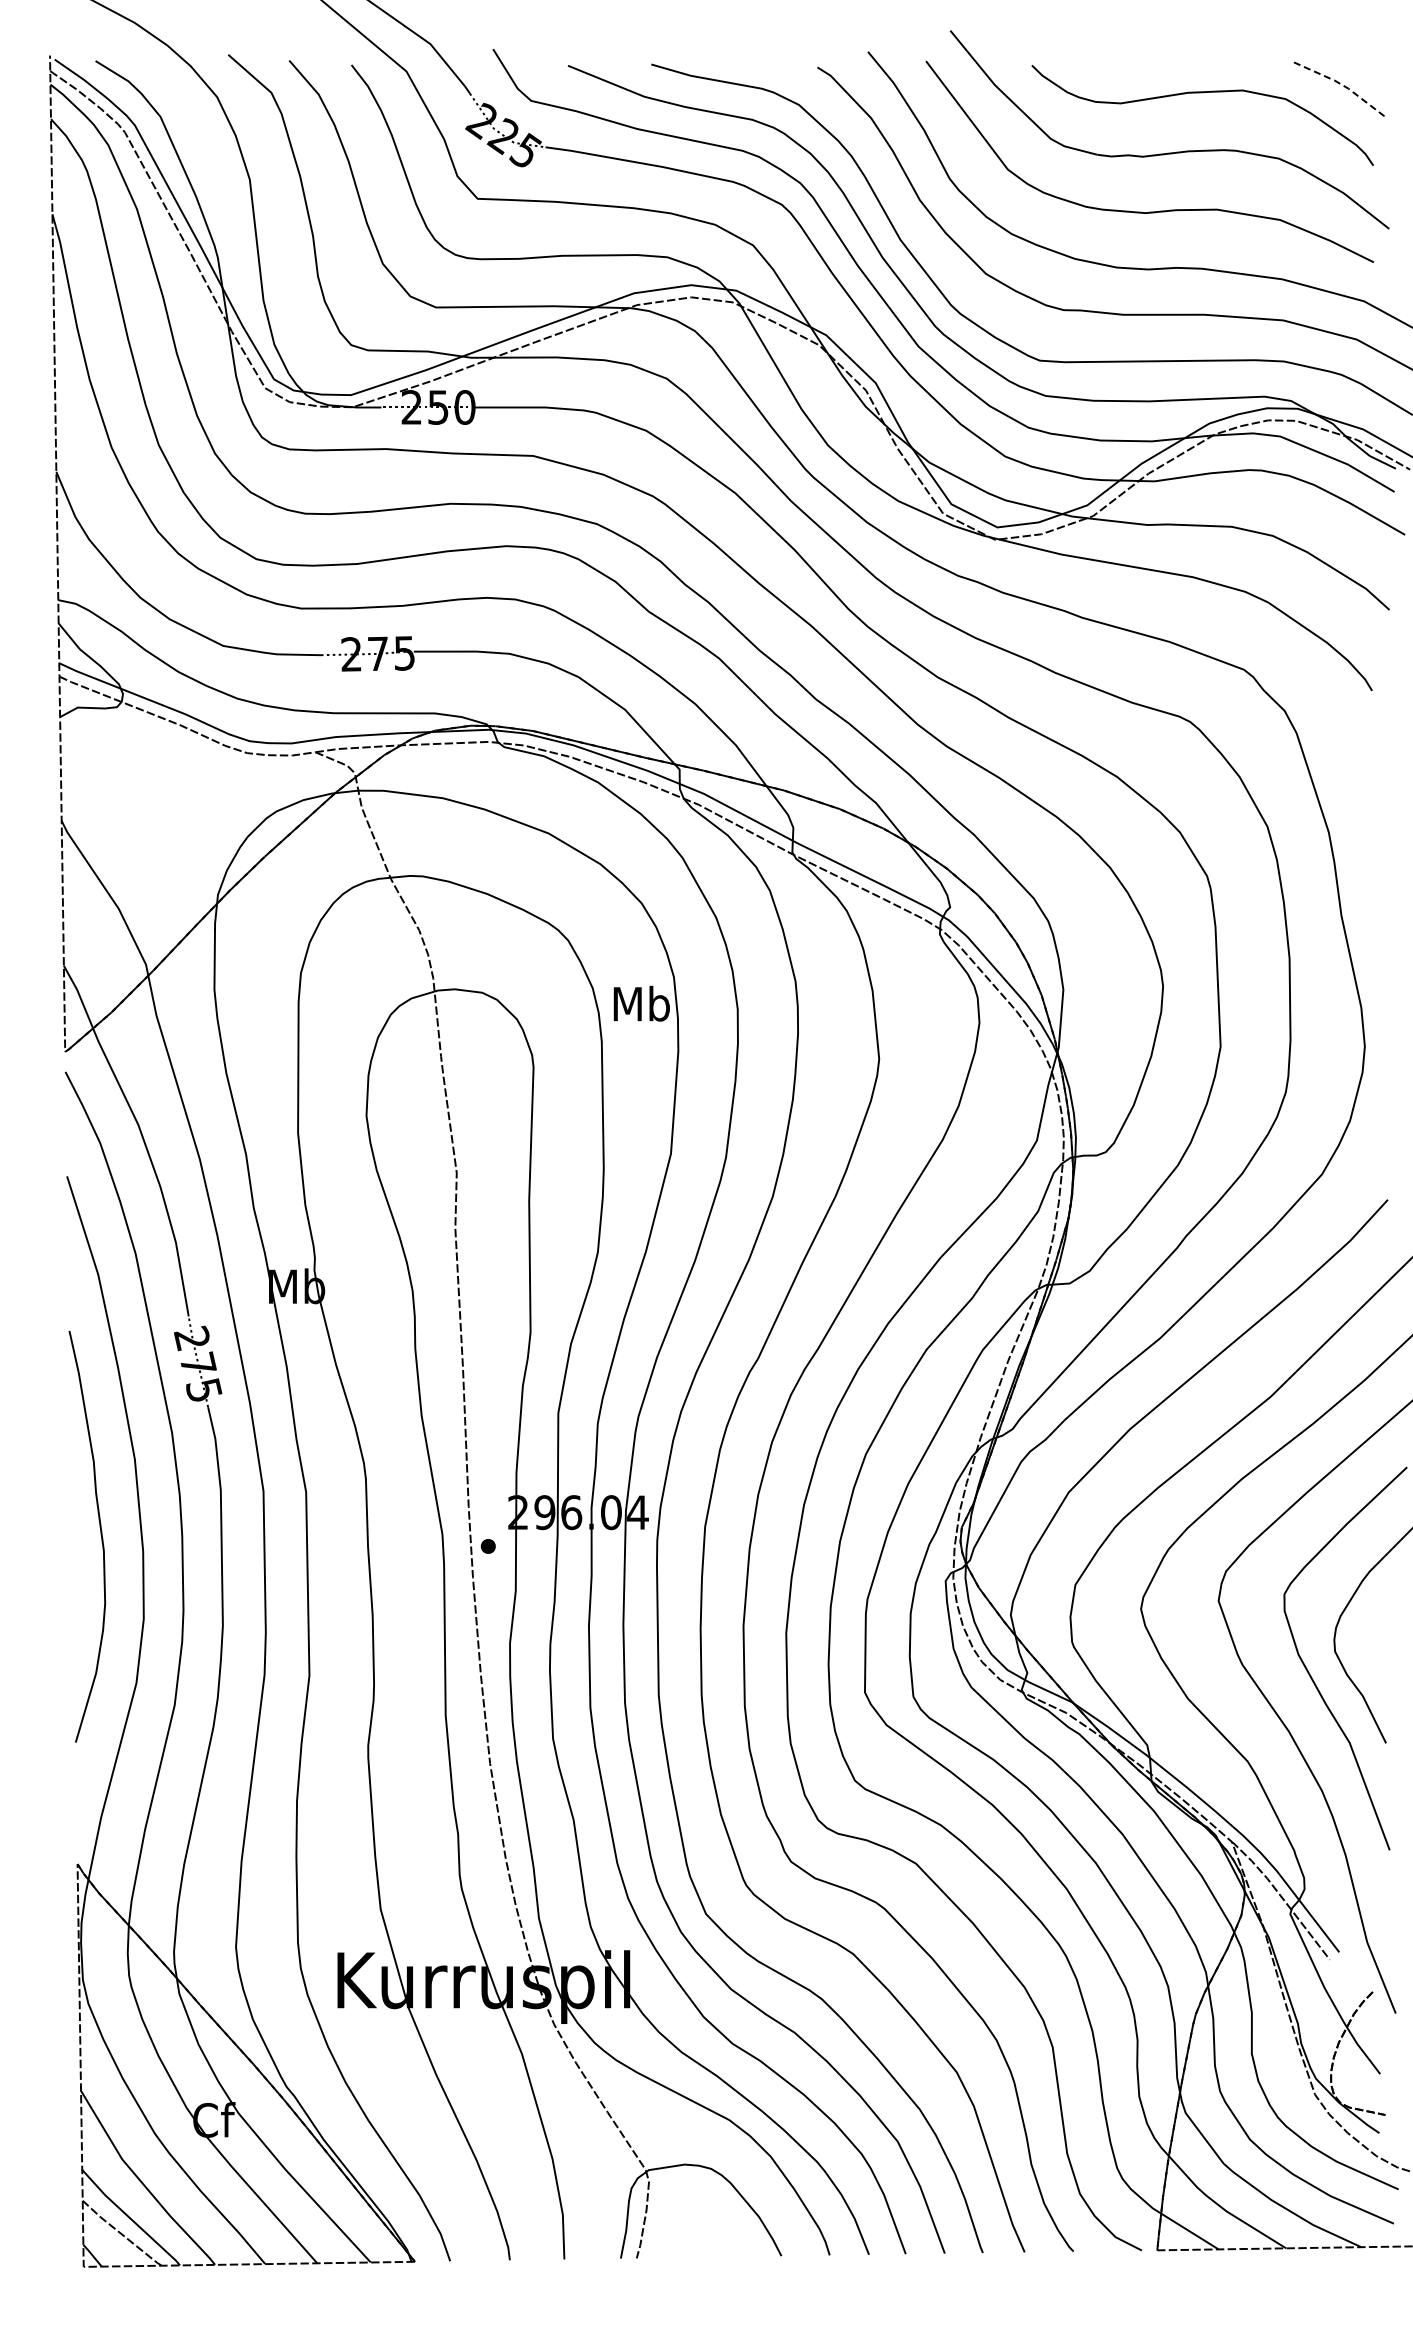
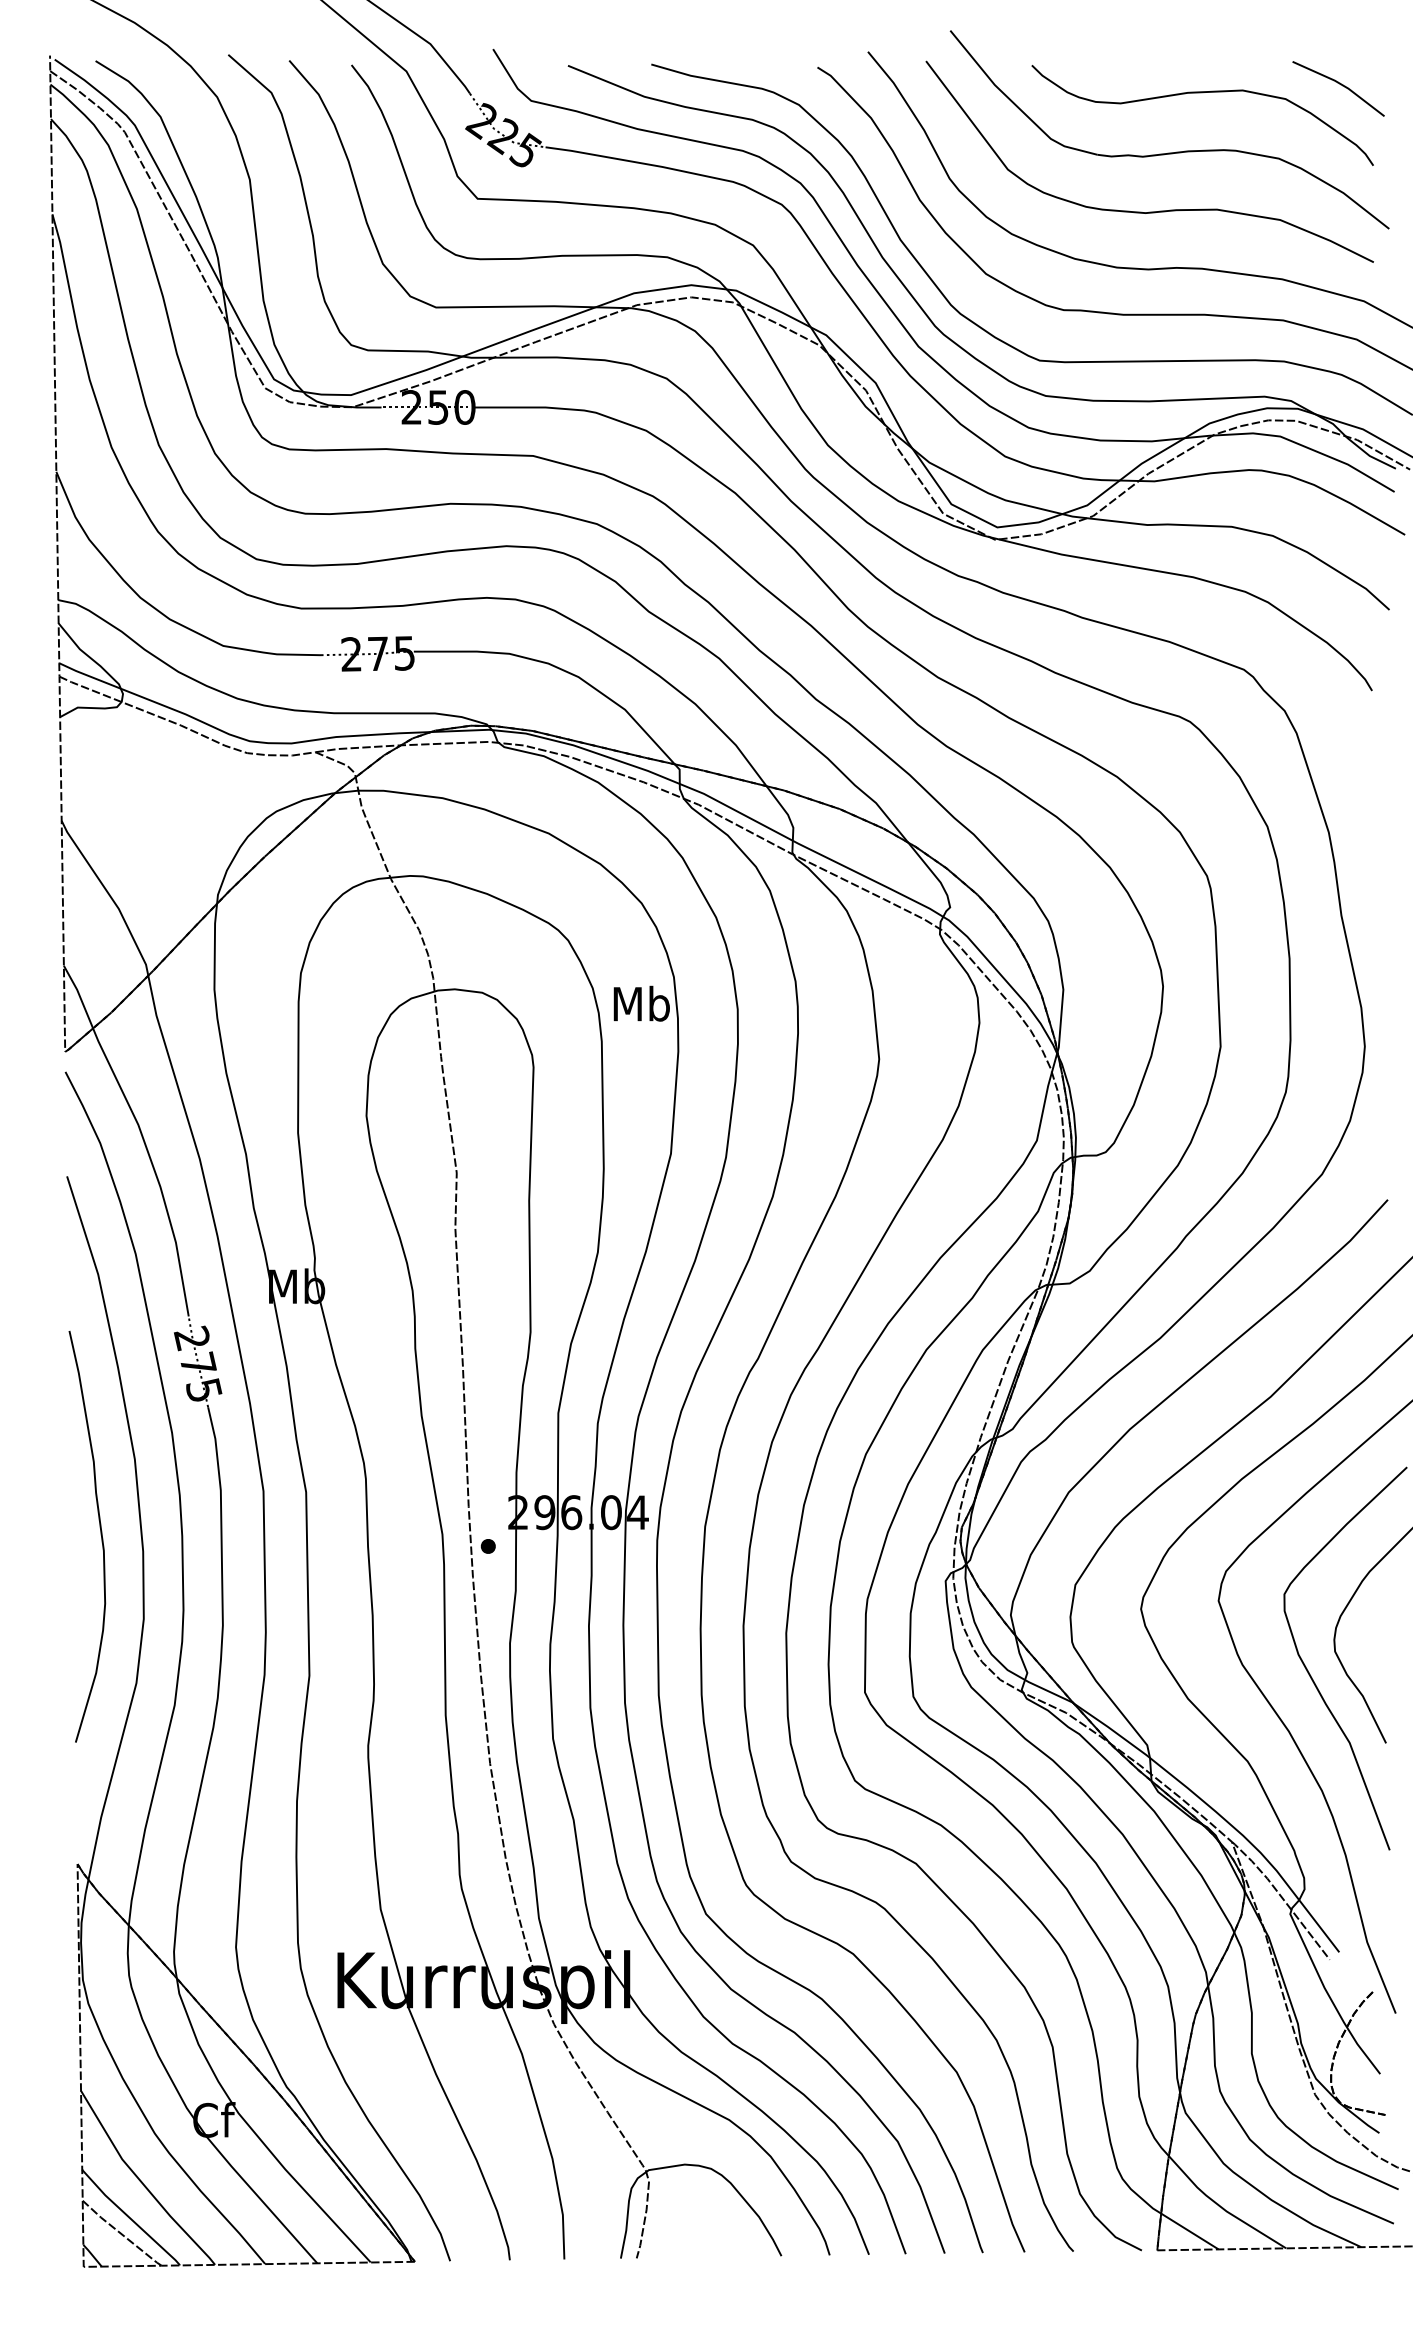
line: dashed -> solid (1340, 84)
